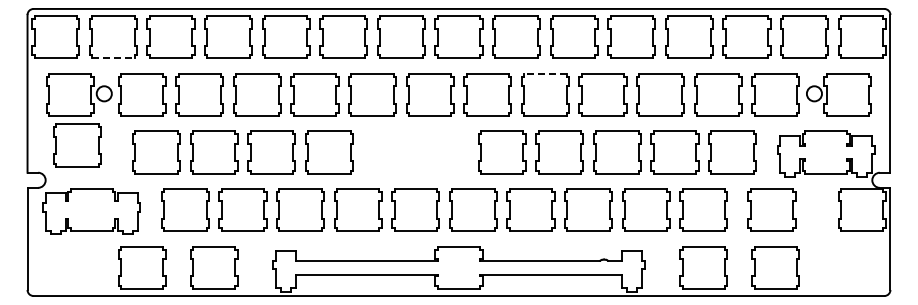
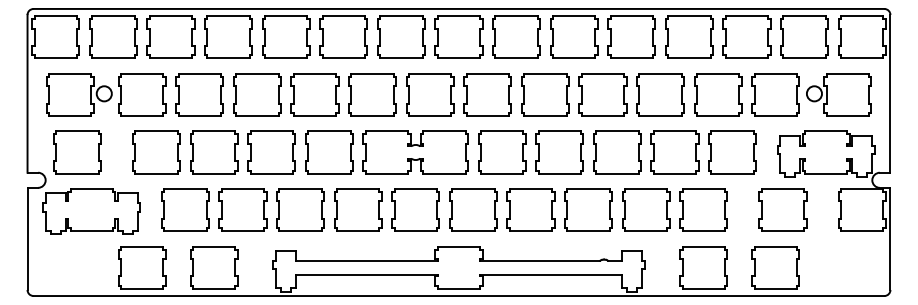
line: dashed -> solid (113, 58)
line: dashed -> solid (544, 73)
part position: (77, 145) -> (77, 152) (77, 152)
part: none -> present (415, 152)
part position: (771, 209) -> (782, 209) (782, 209)
